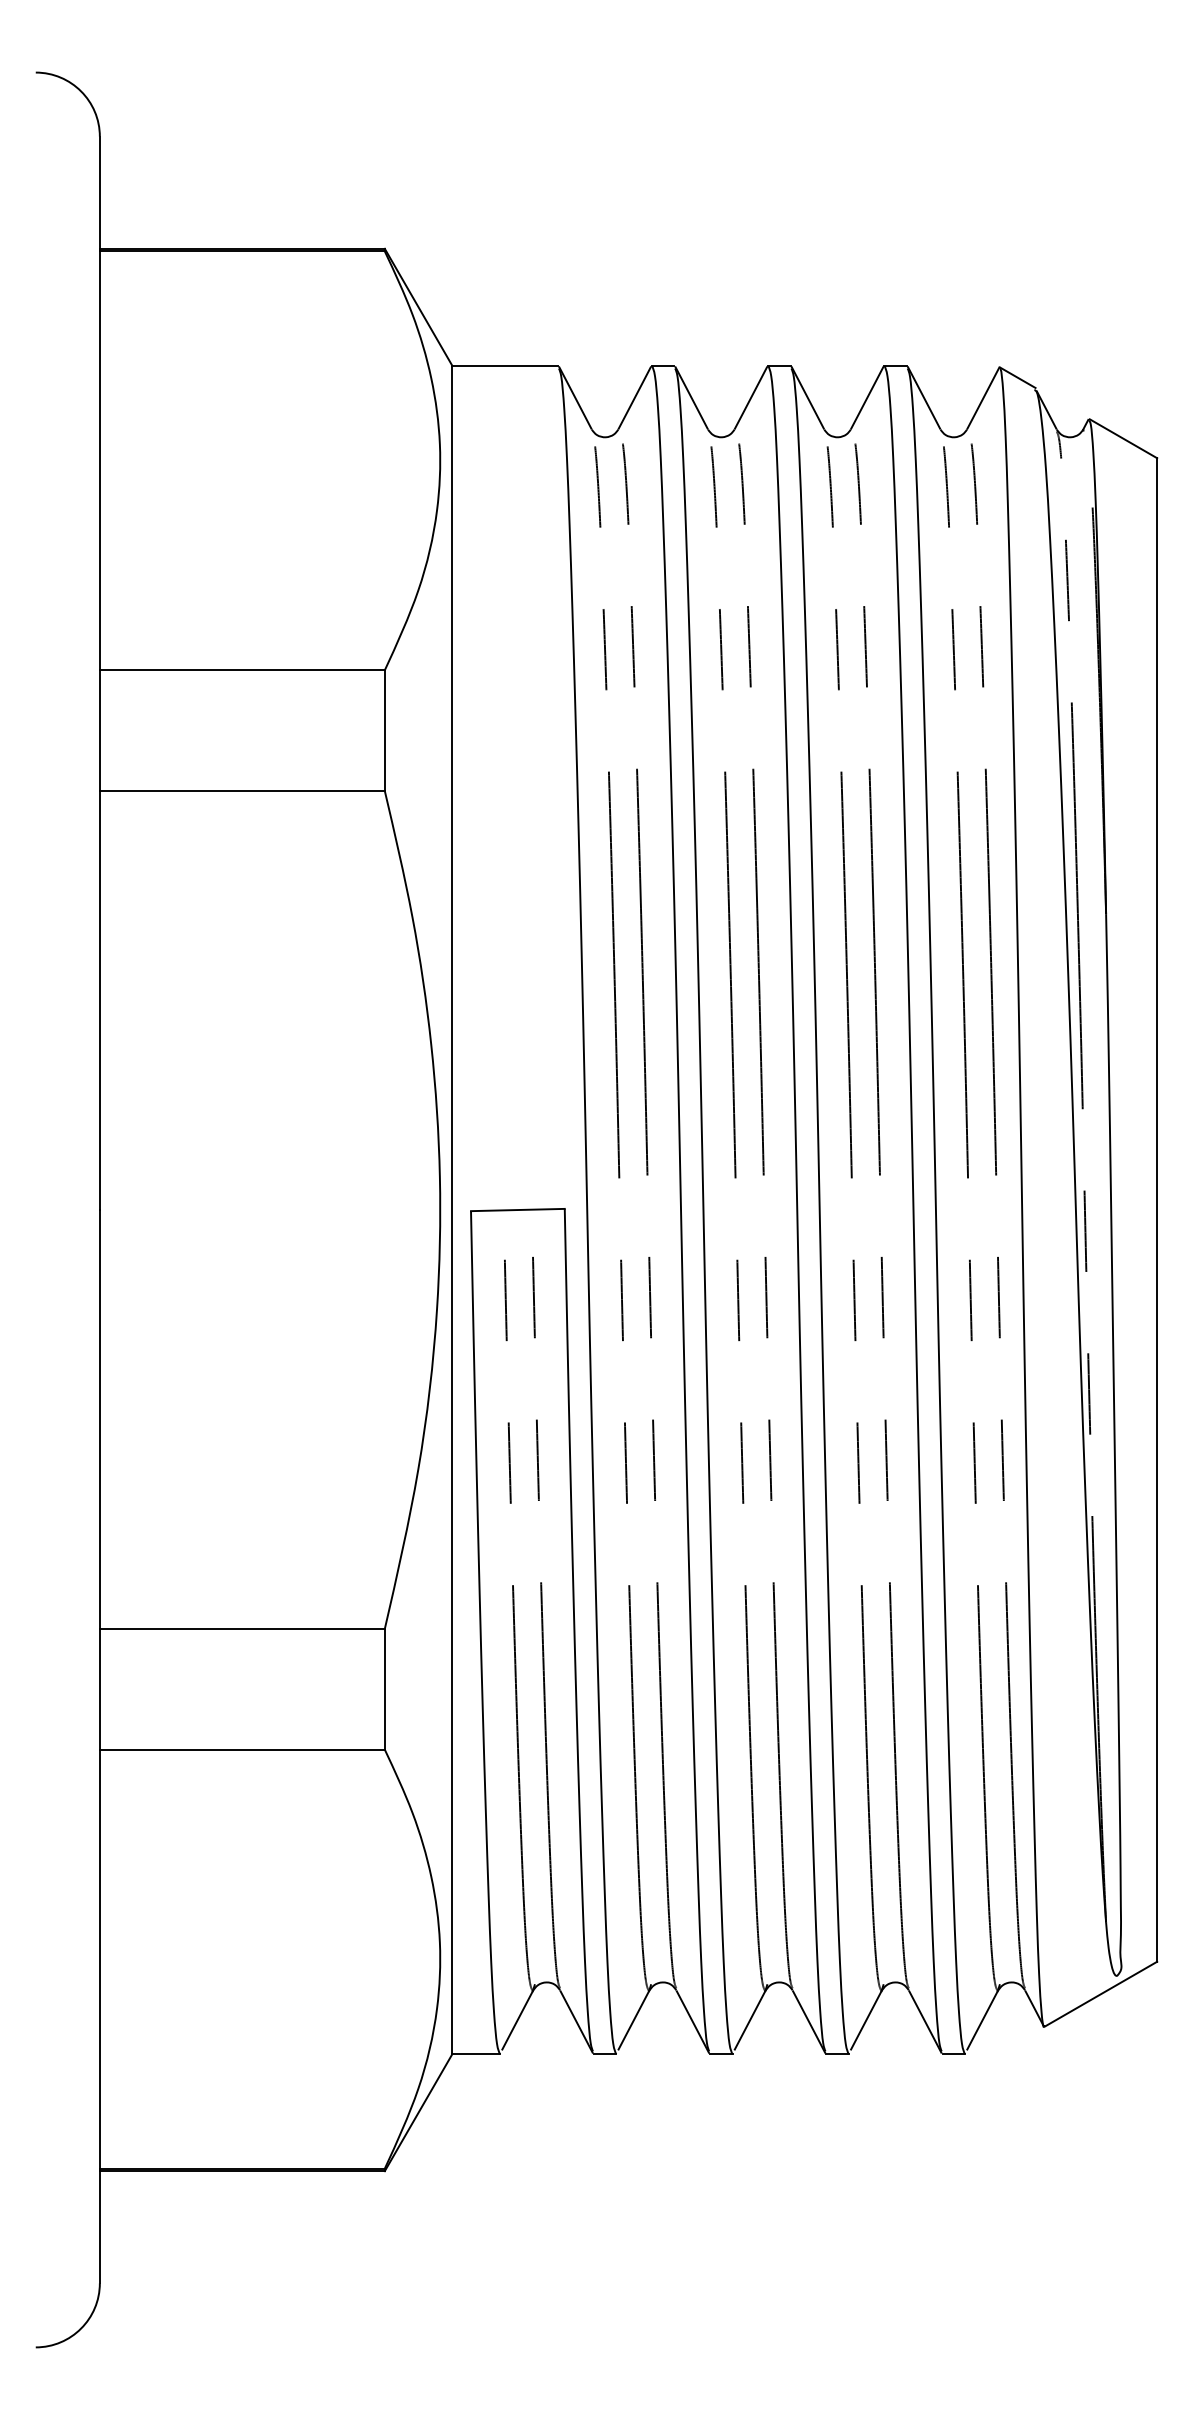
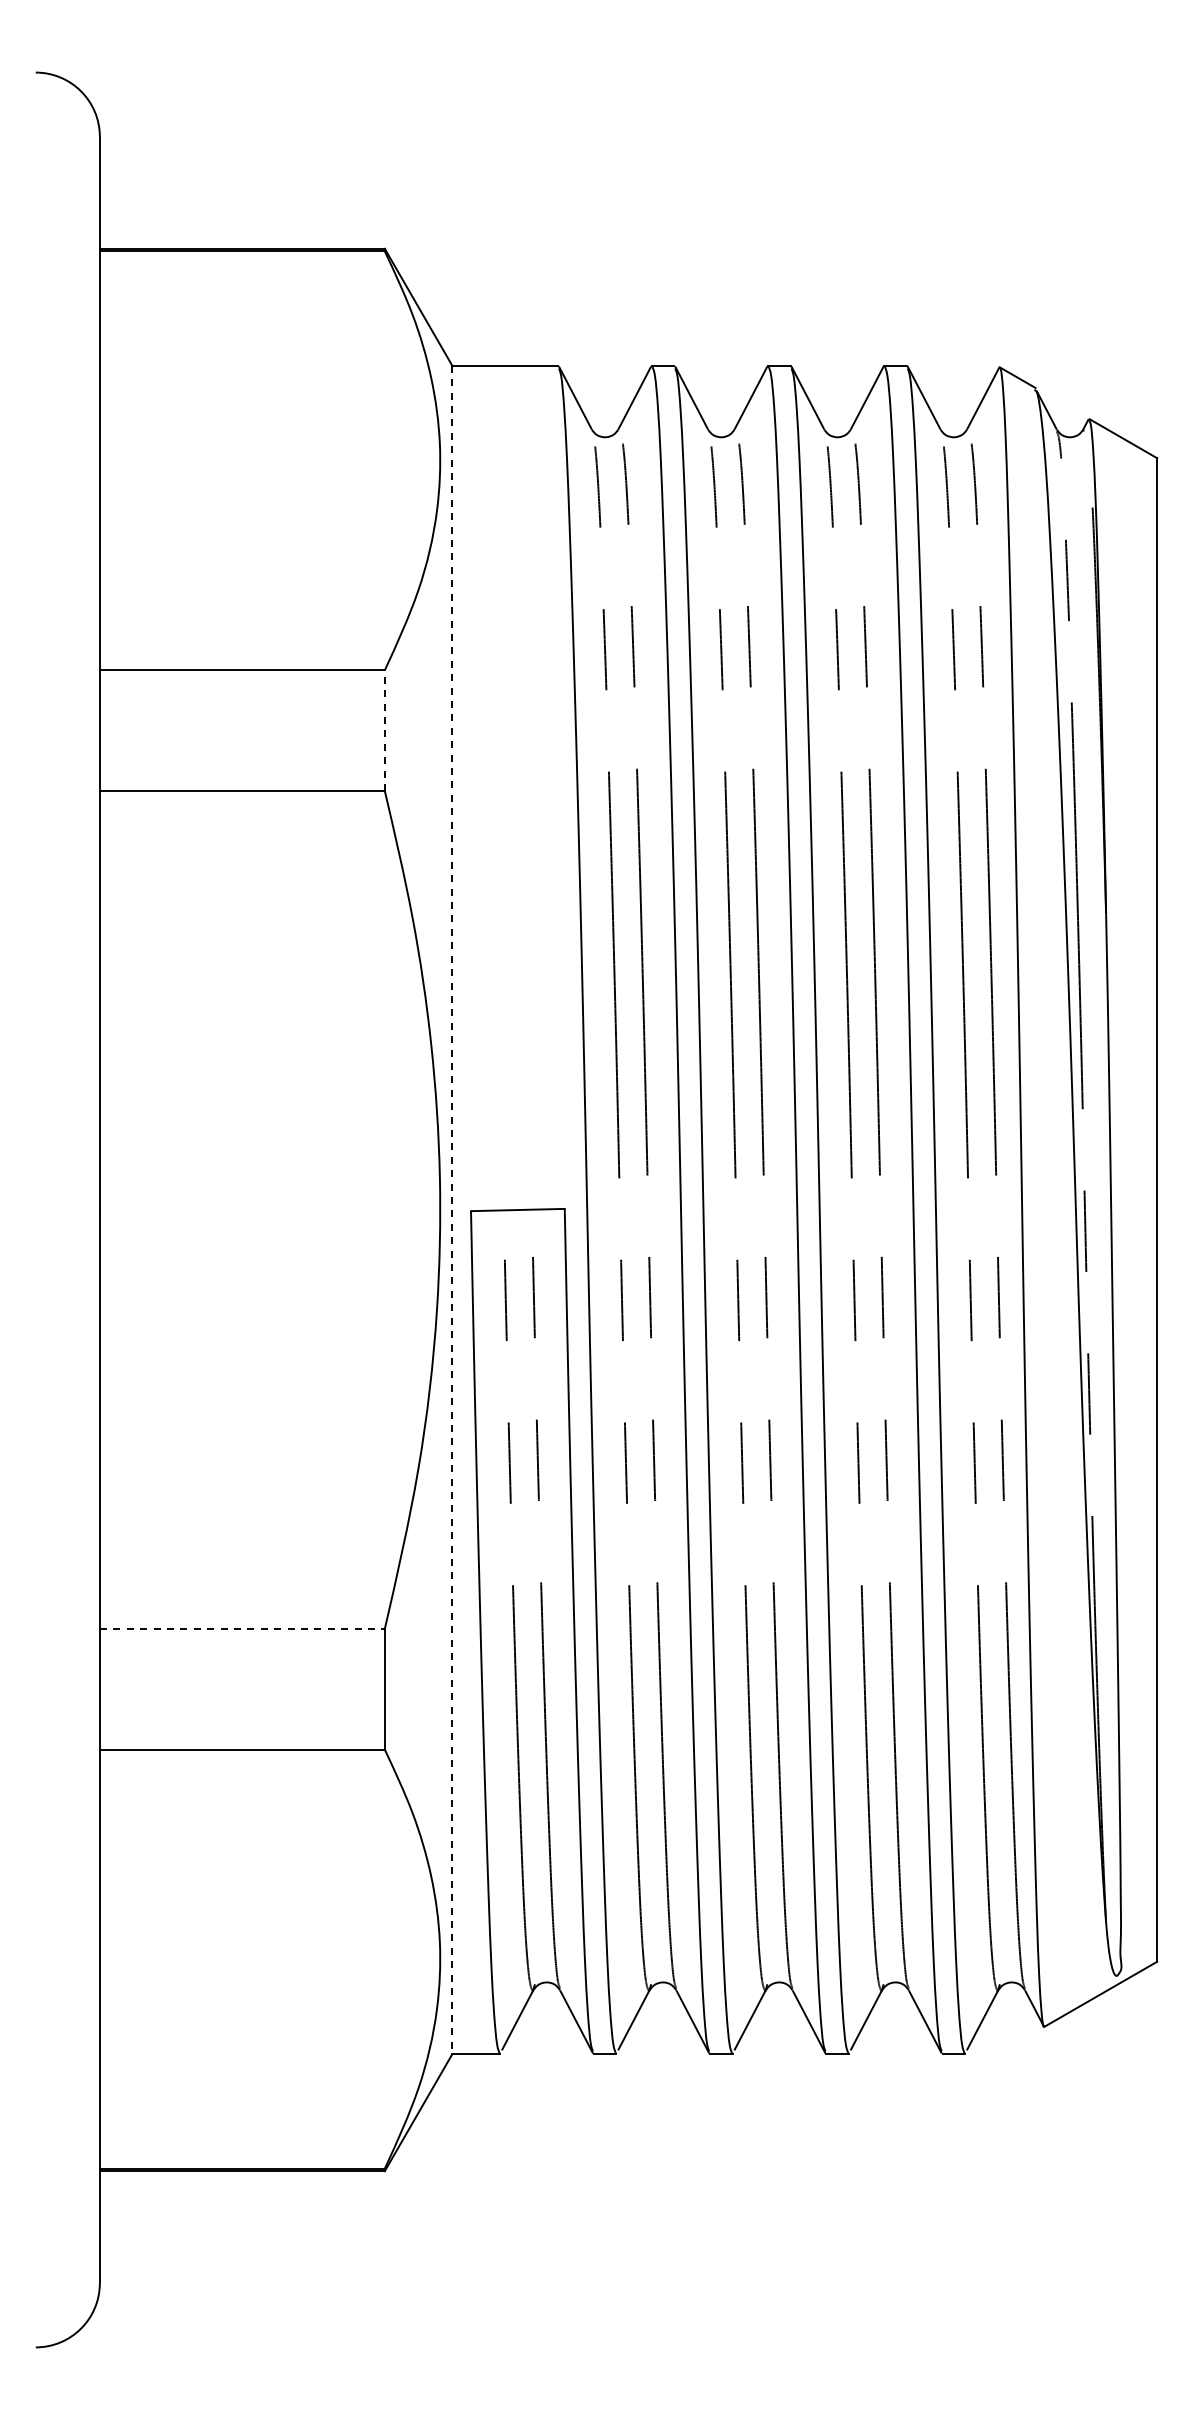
line: solid -> dashed (384, 730)
line: solid -> dashed (452, 1210)
line: solid -> dashed (242, 1628)
